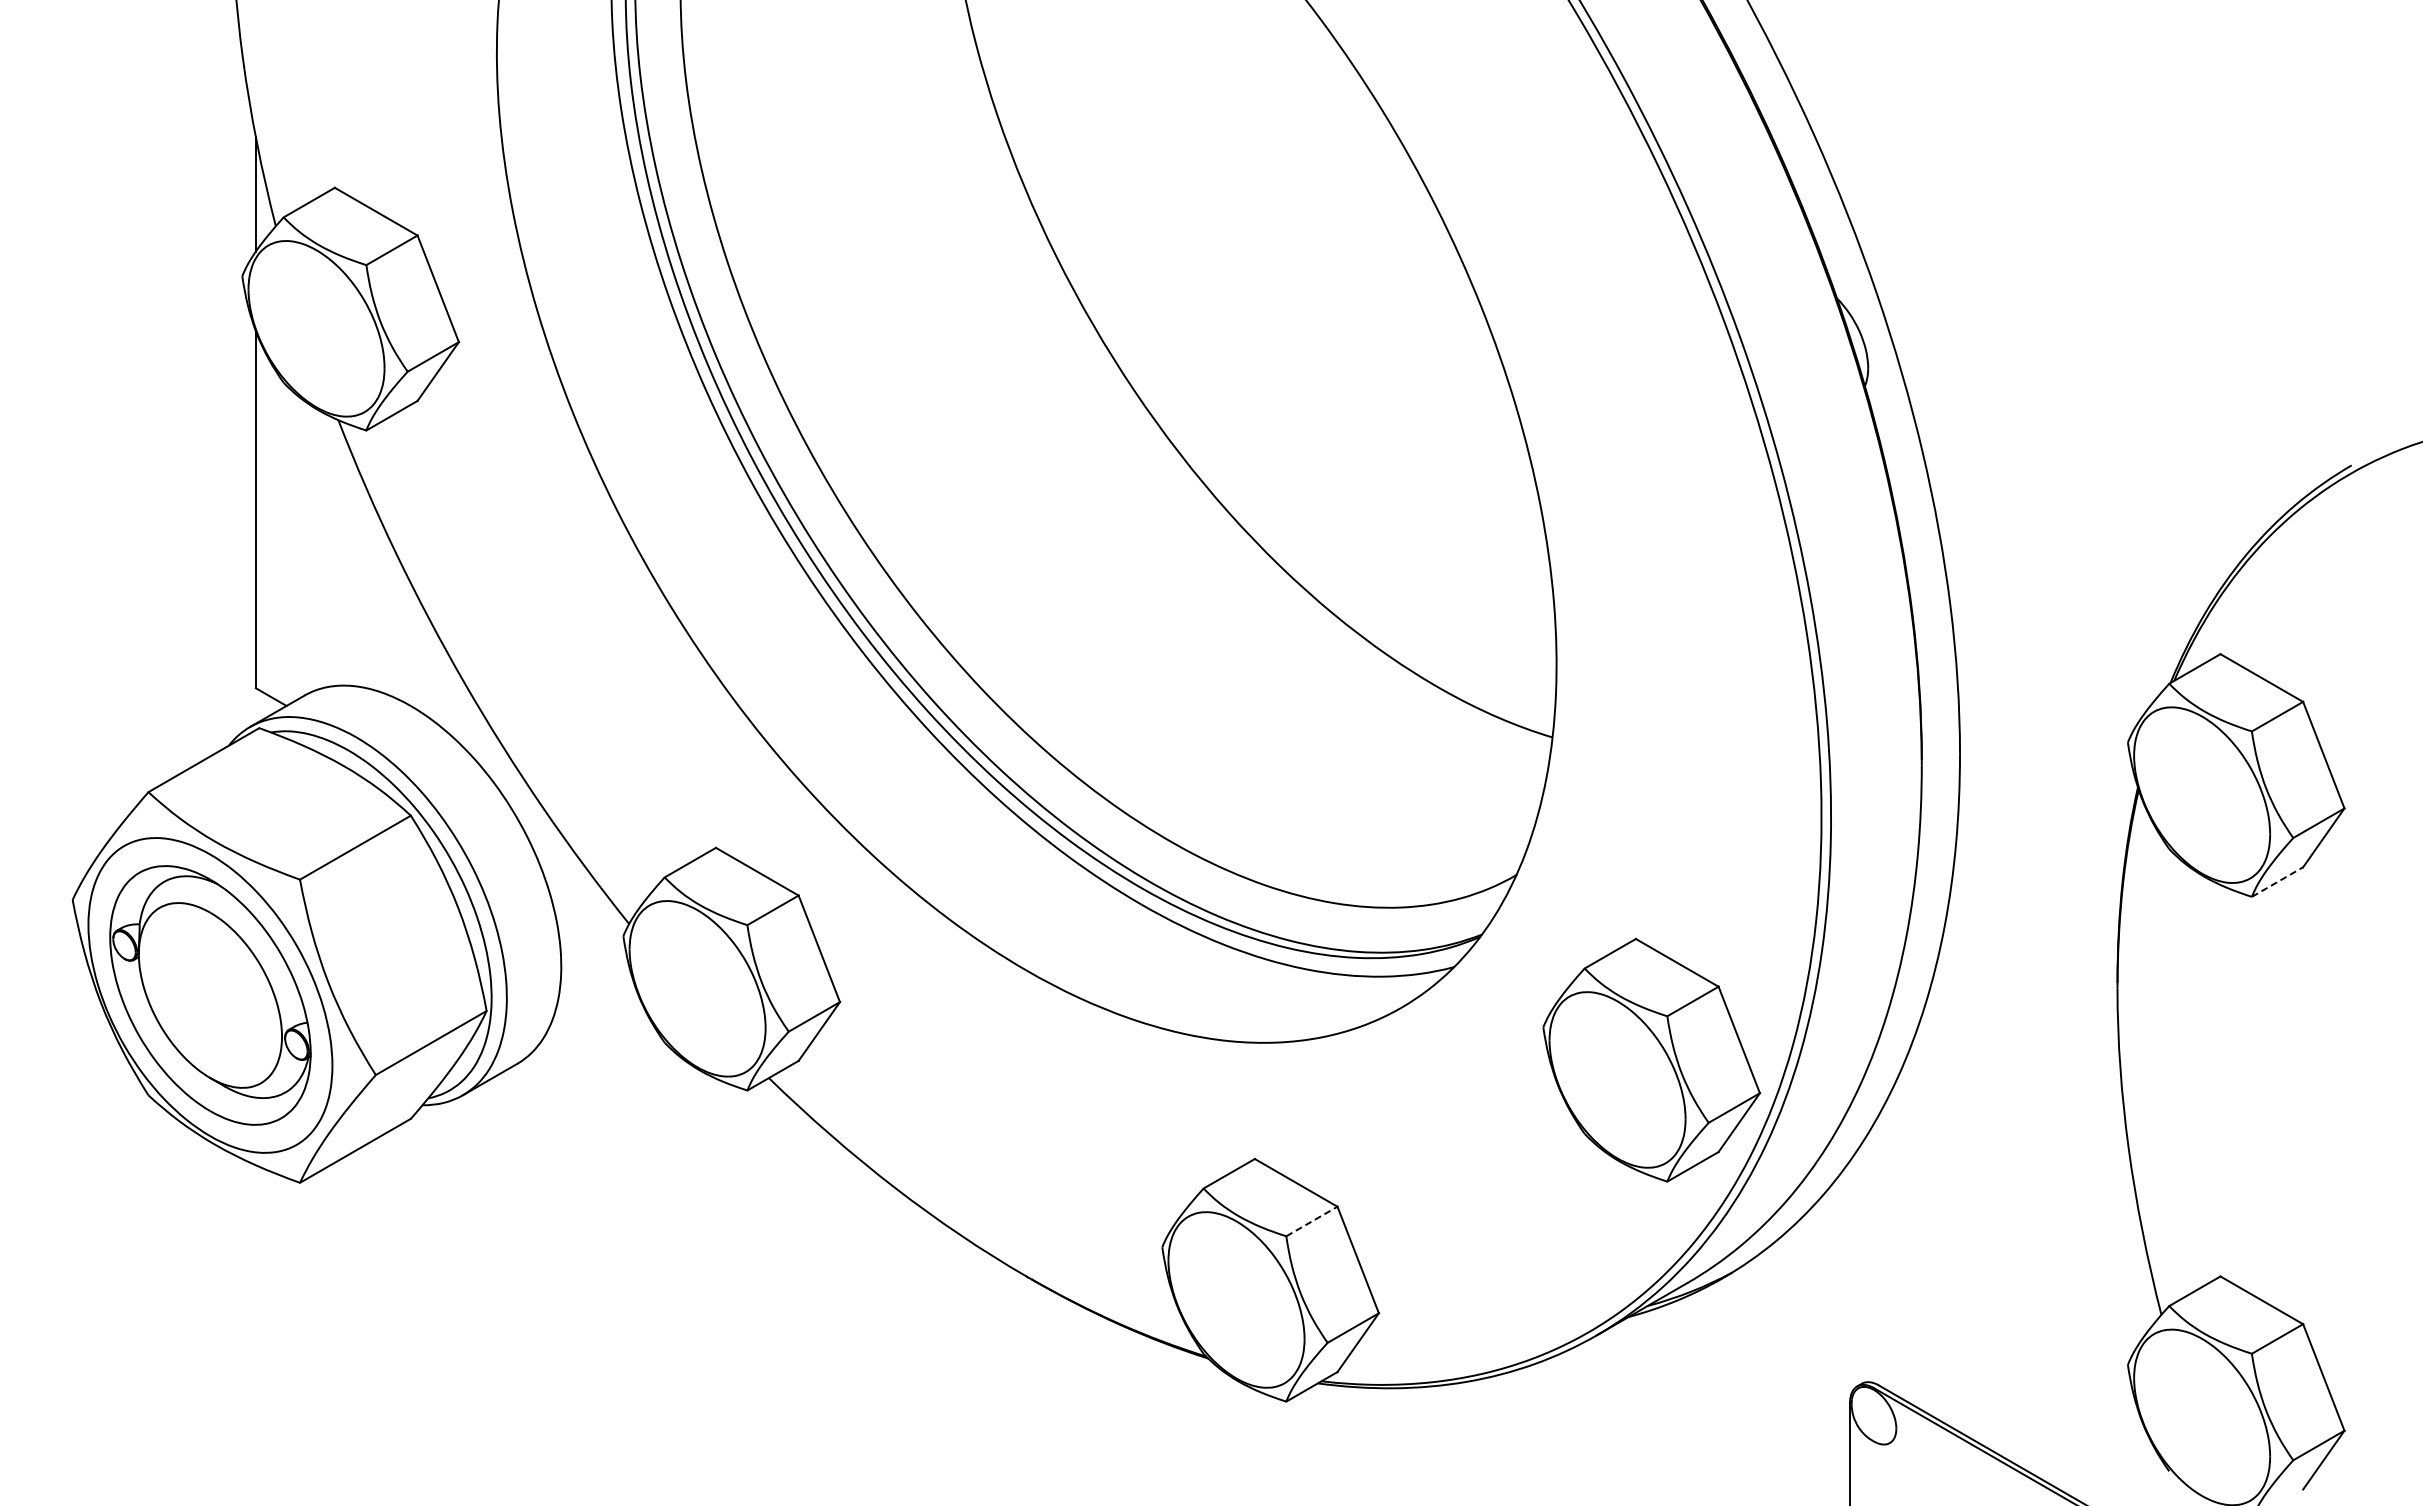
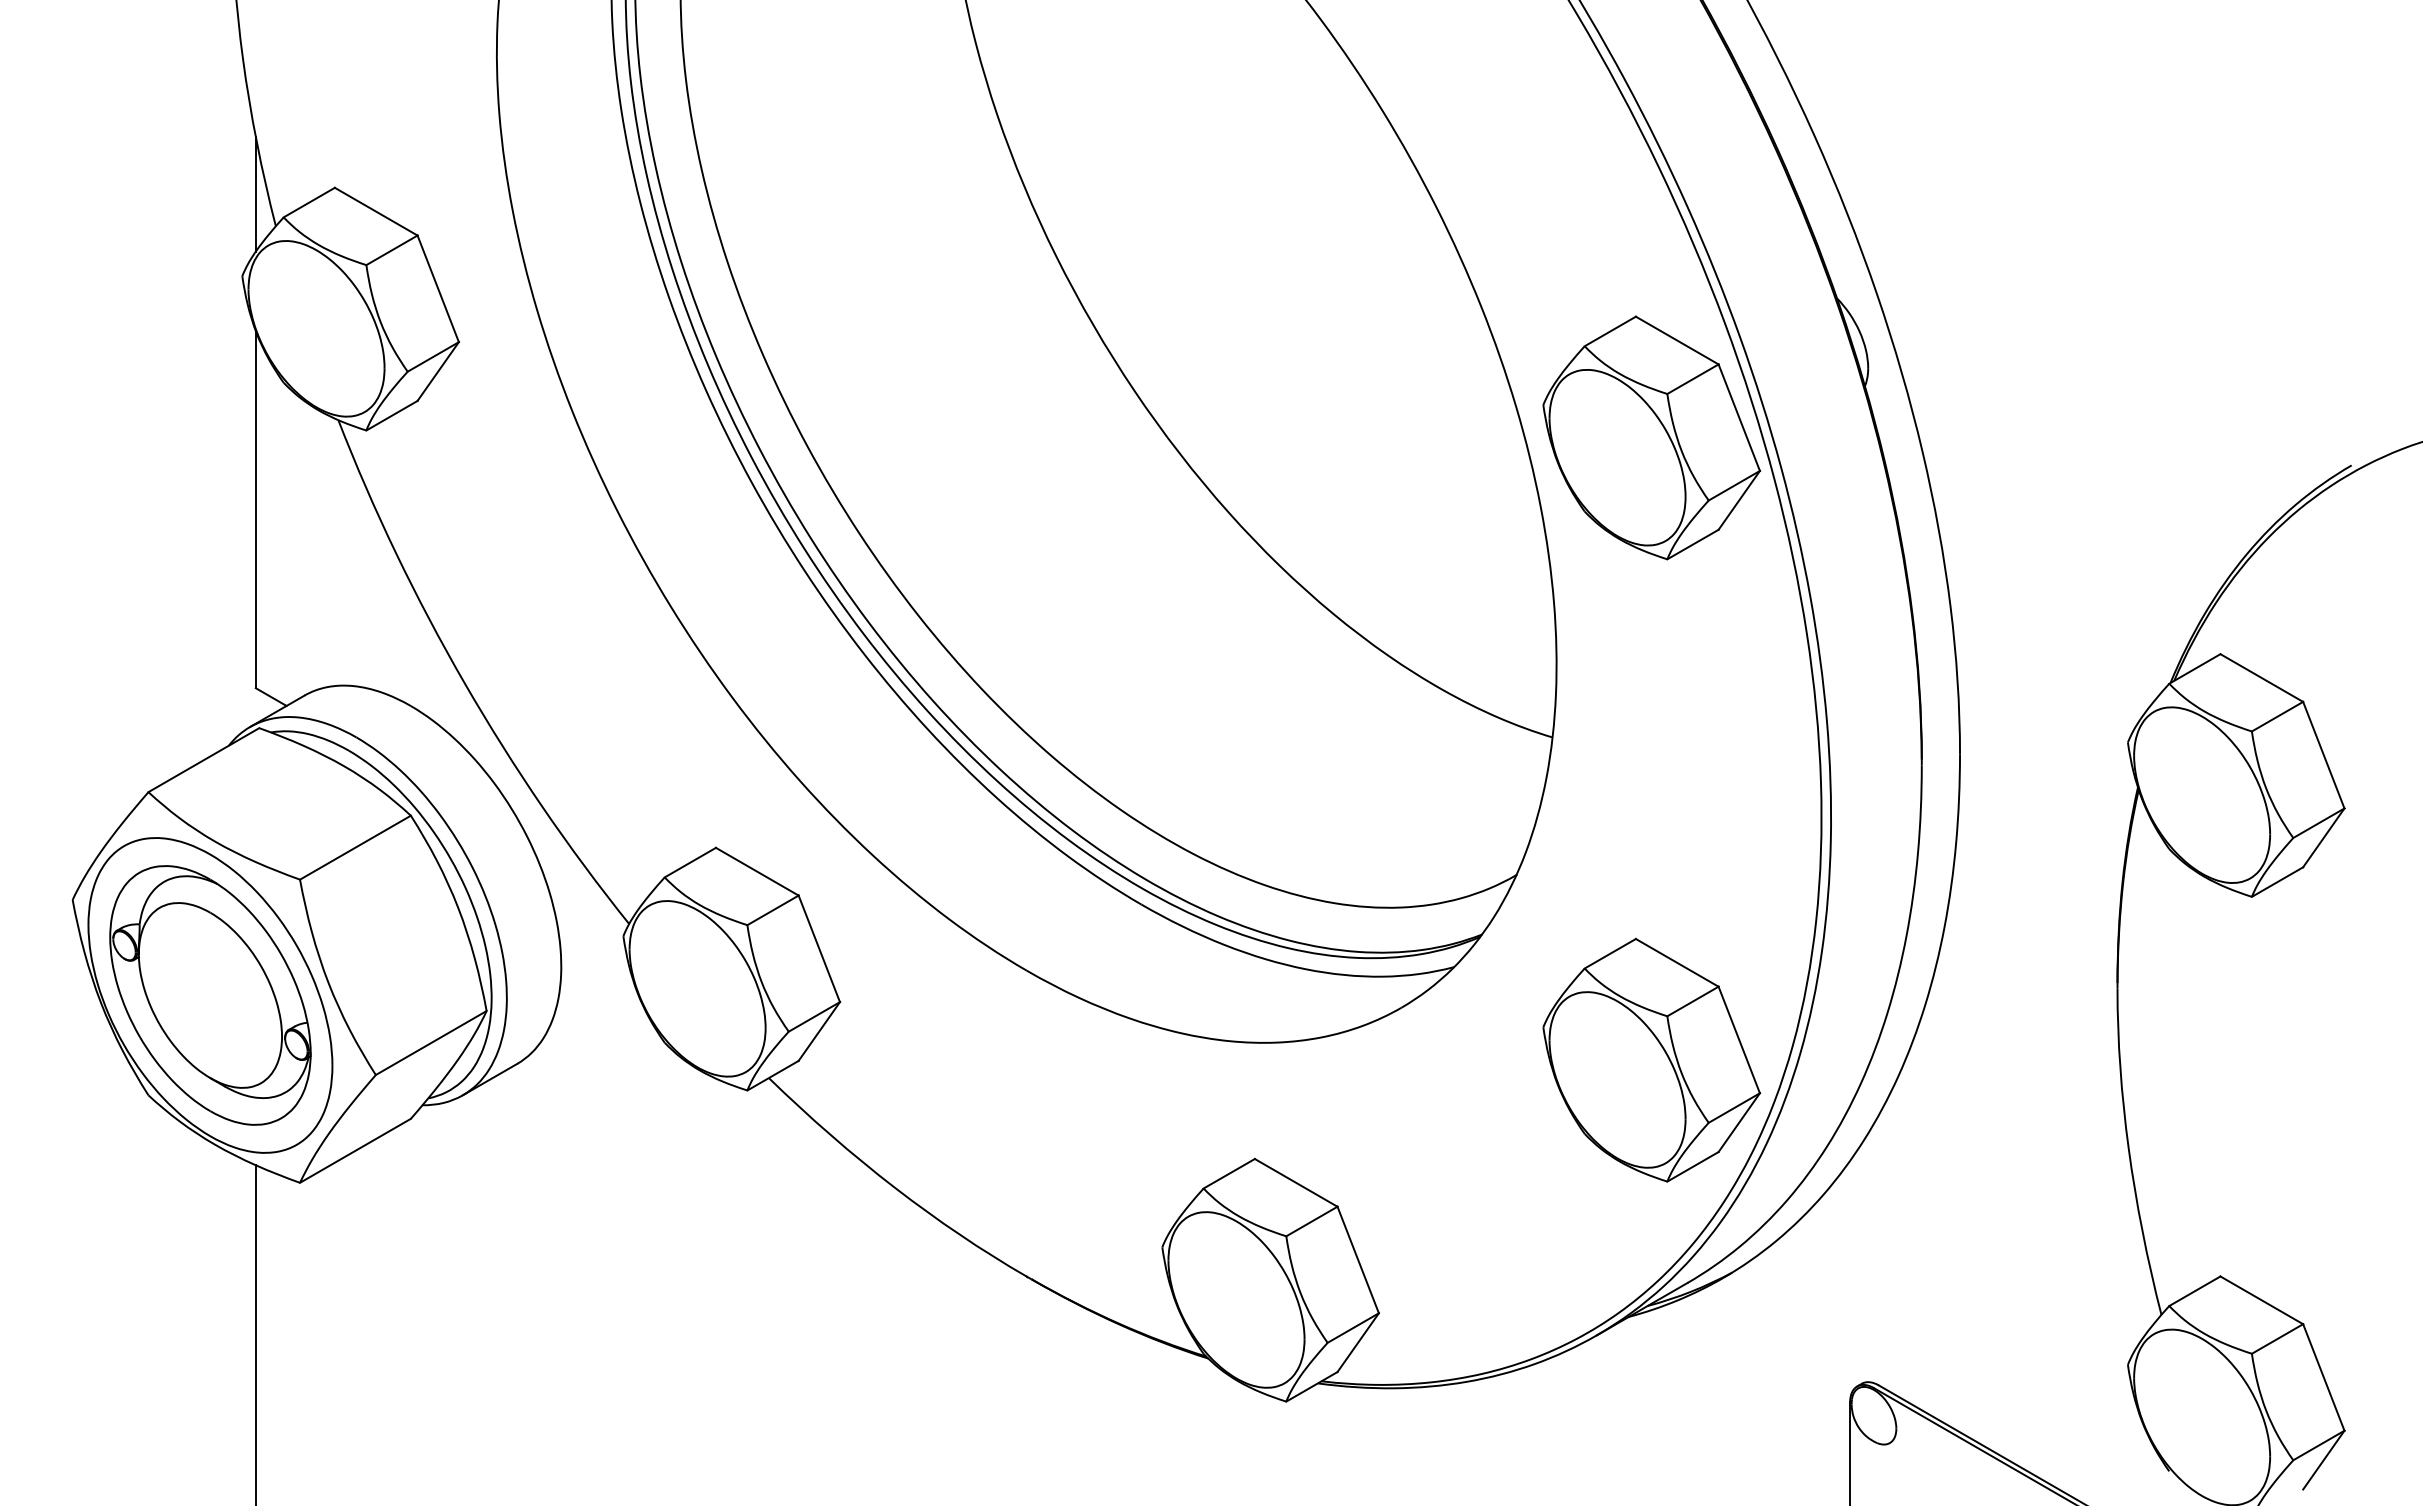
part: none -> present (1651, 437)
line: dashed -> solid (2277, 882)
line: dashed -> solid (1311, 1221)
line: none -> present (255, 1333)
